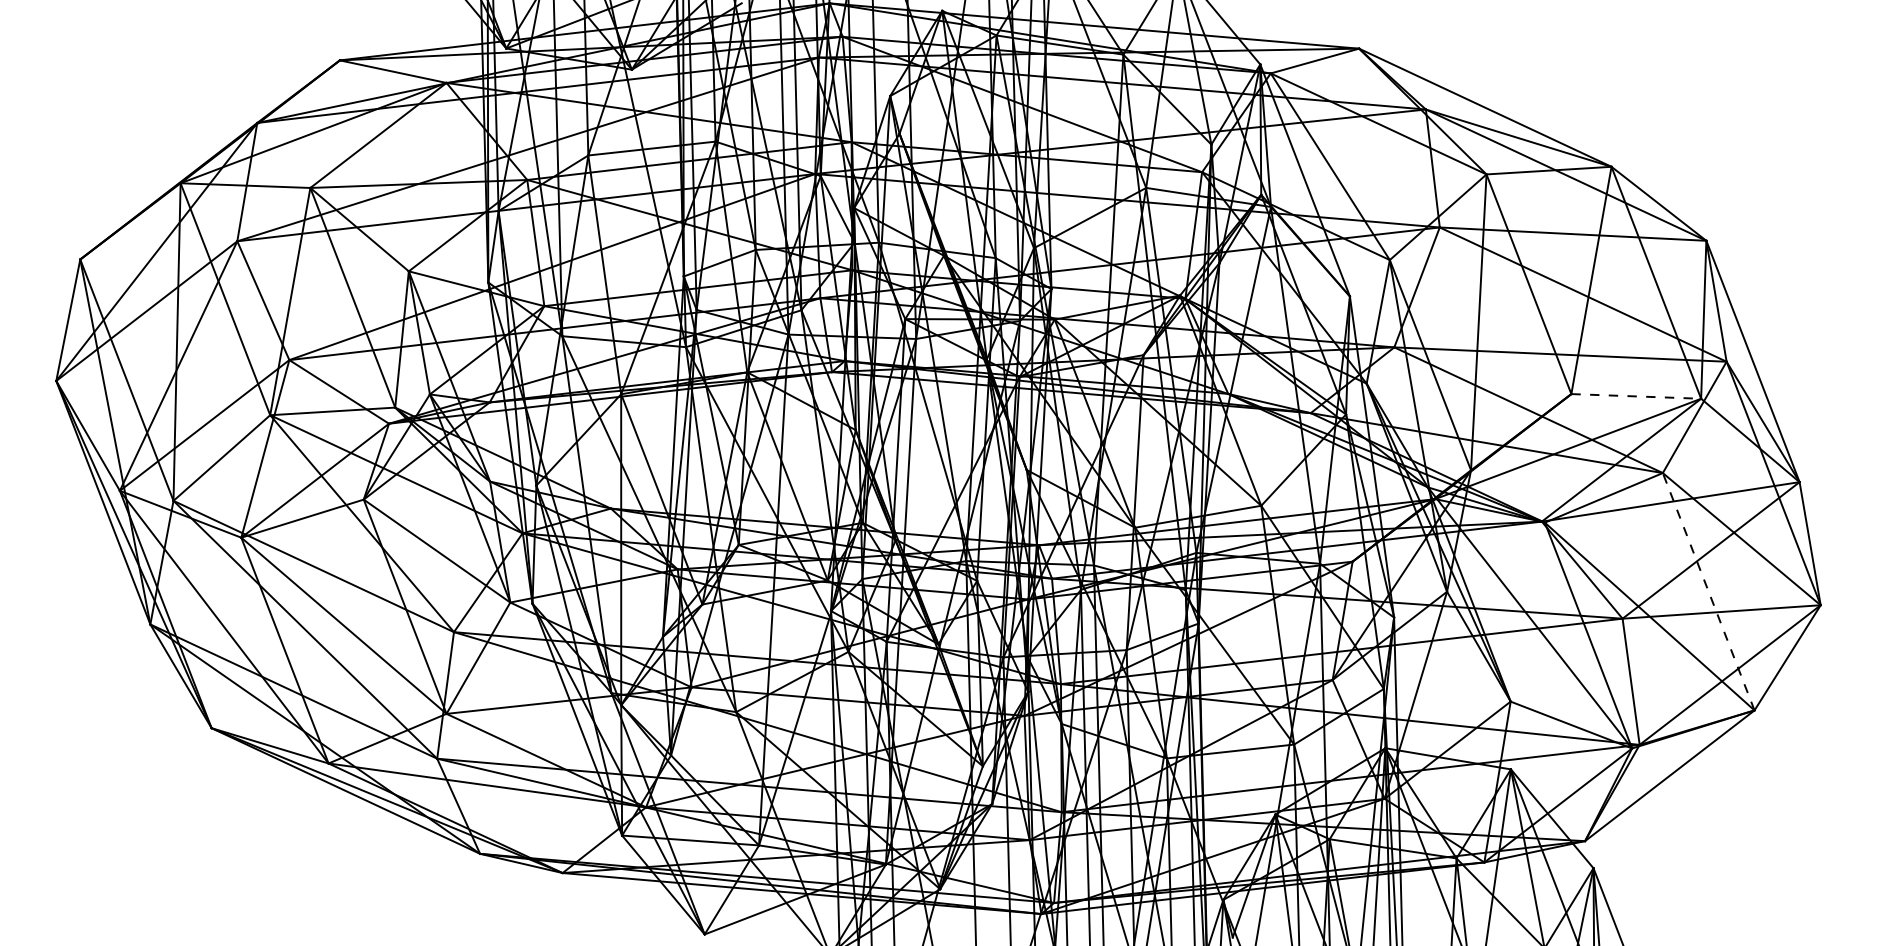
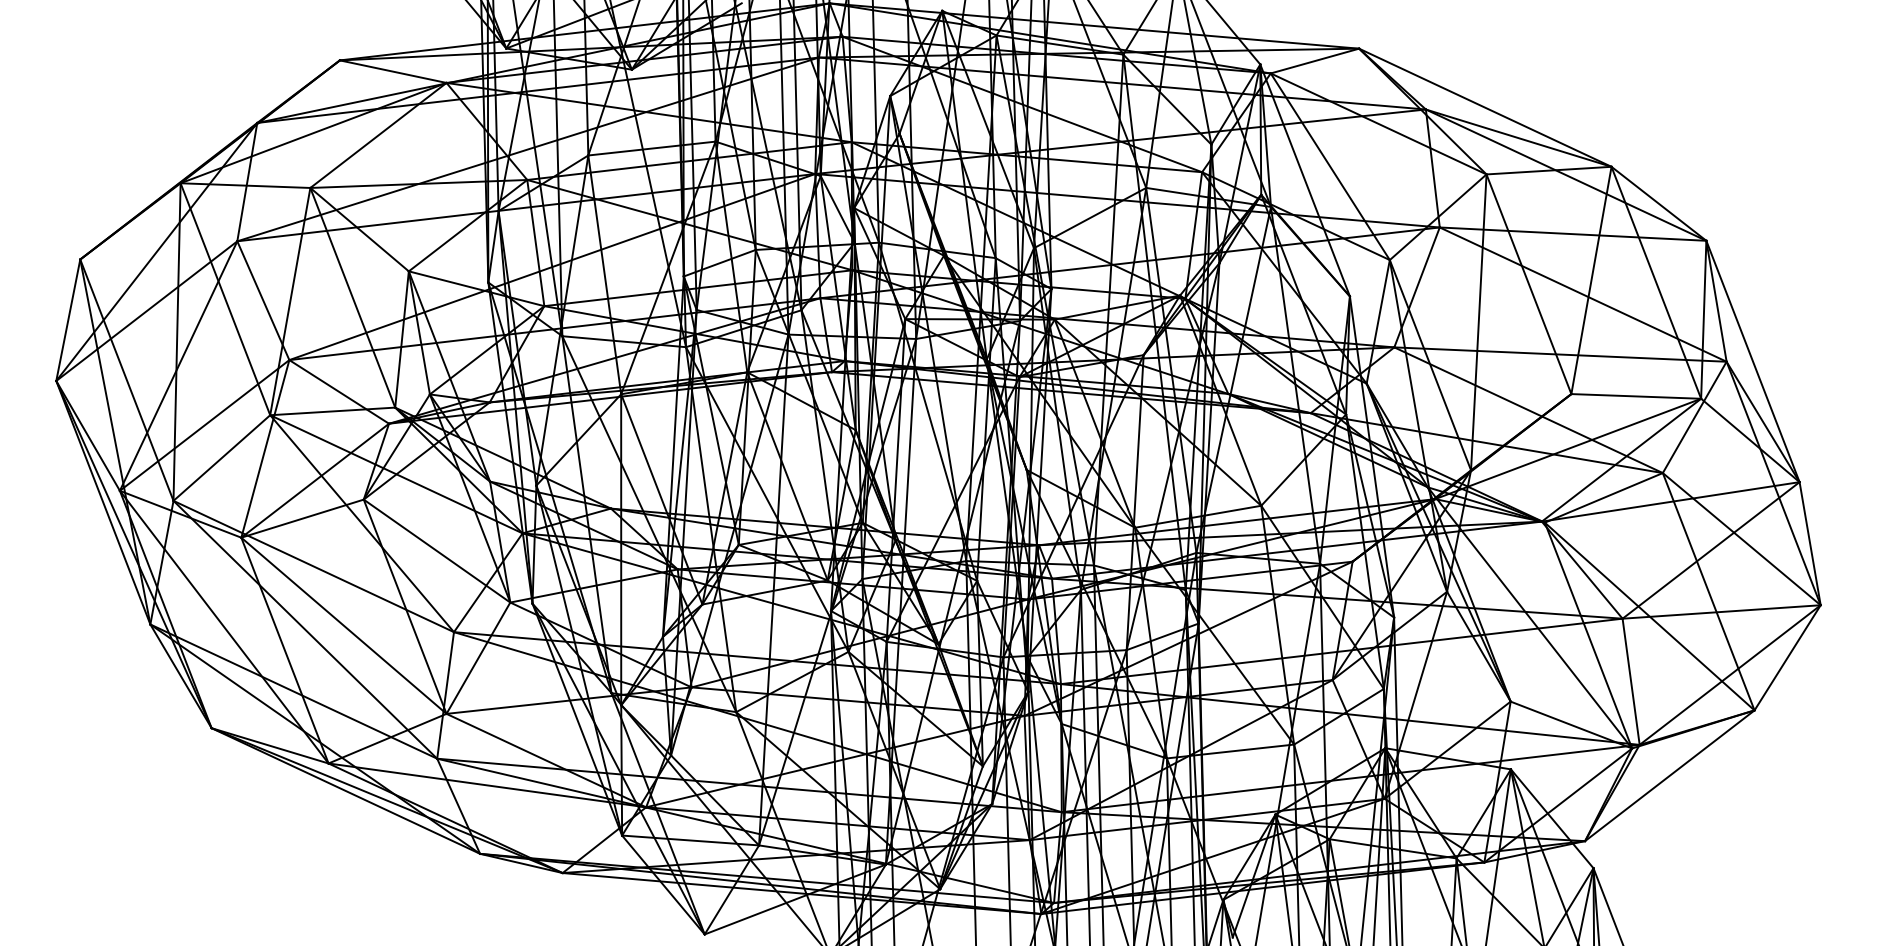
line: dashed -> solid (1636, 396)
line: dashed -> solid (1708, 591)
